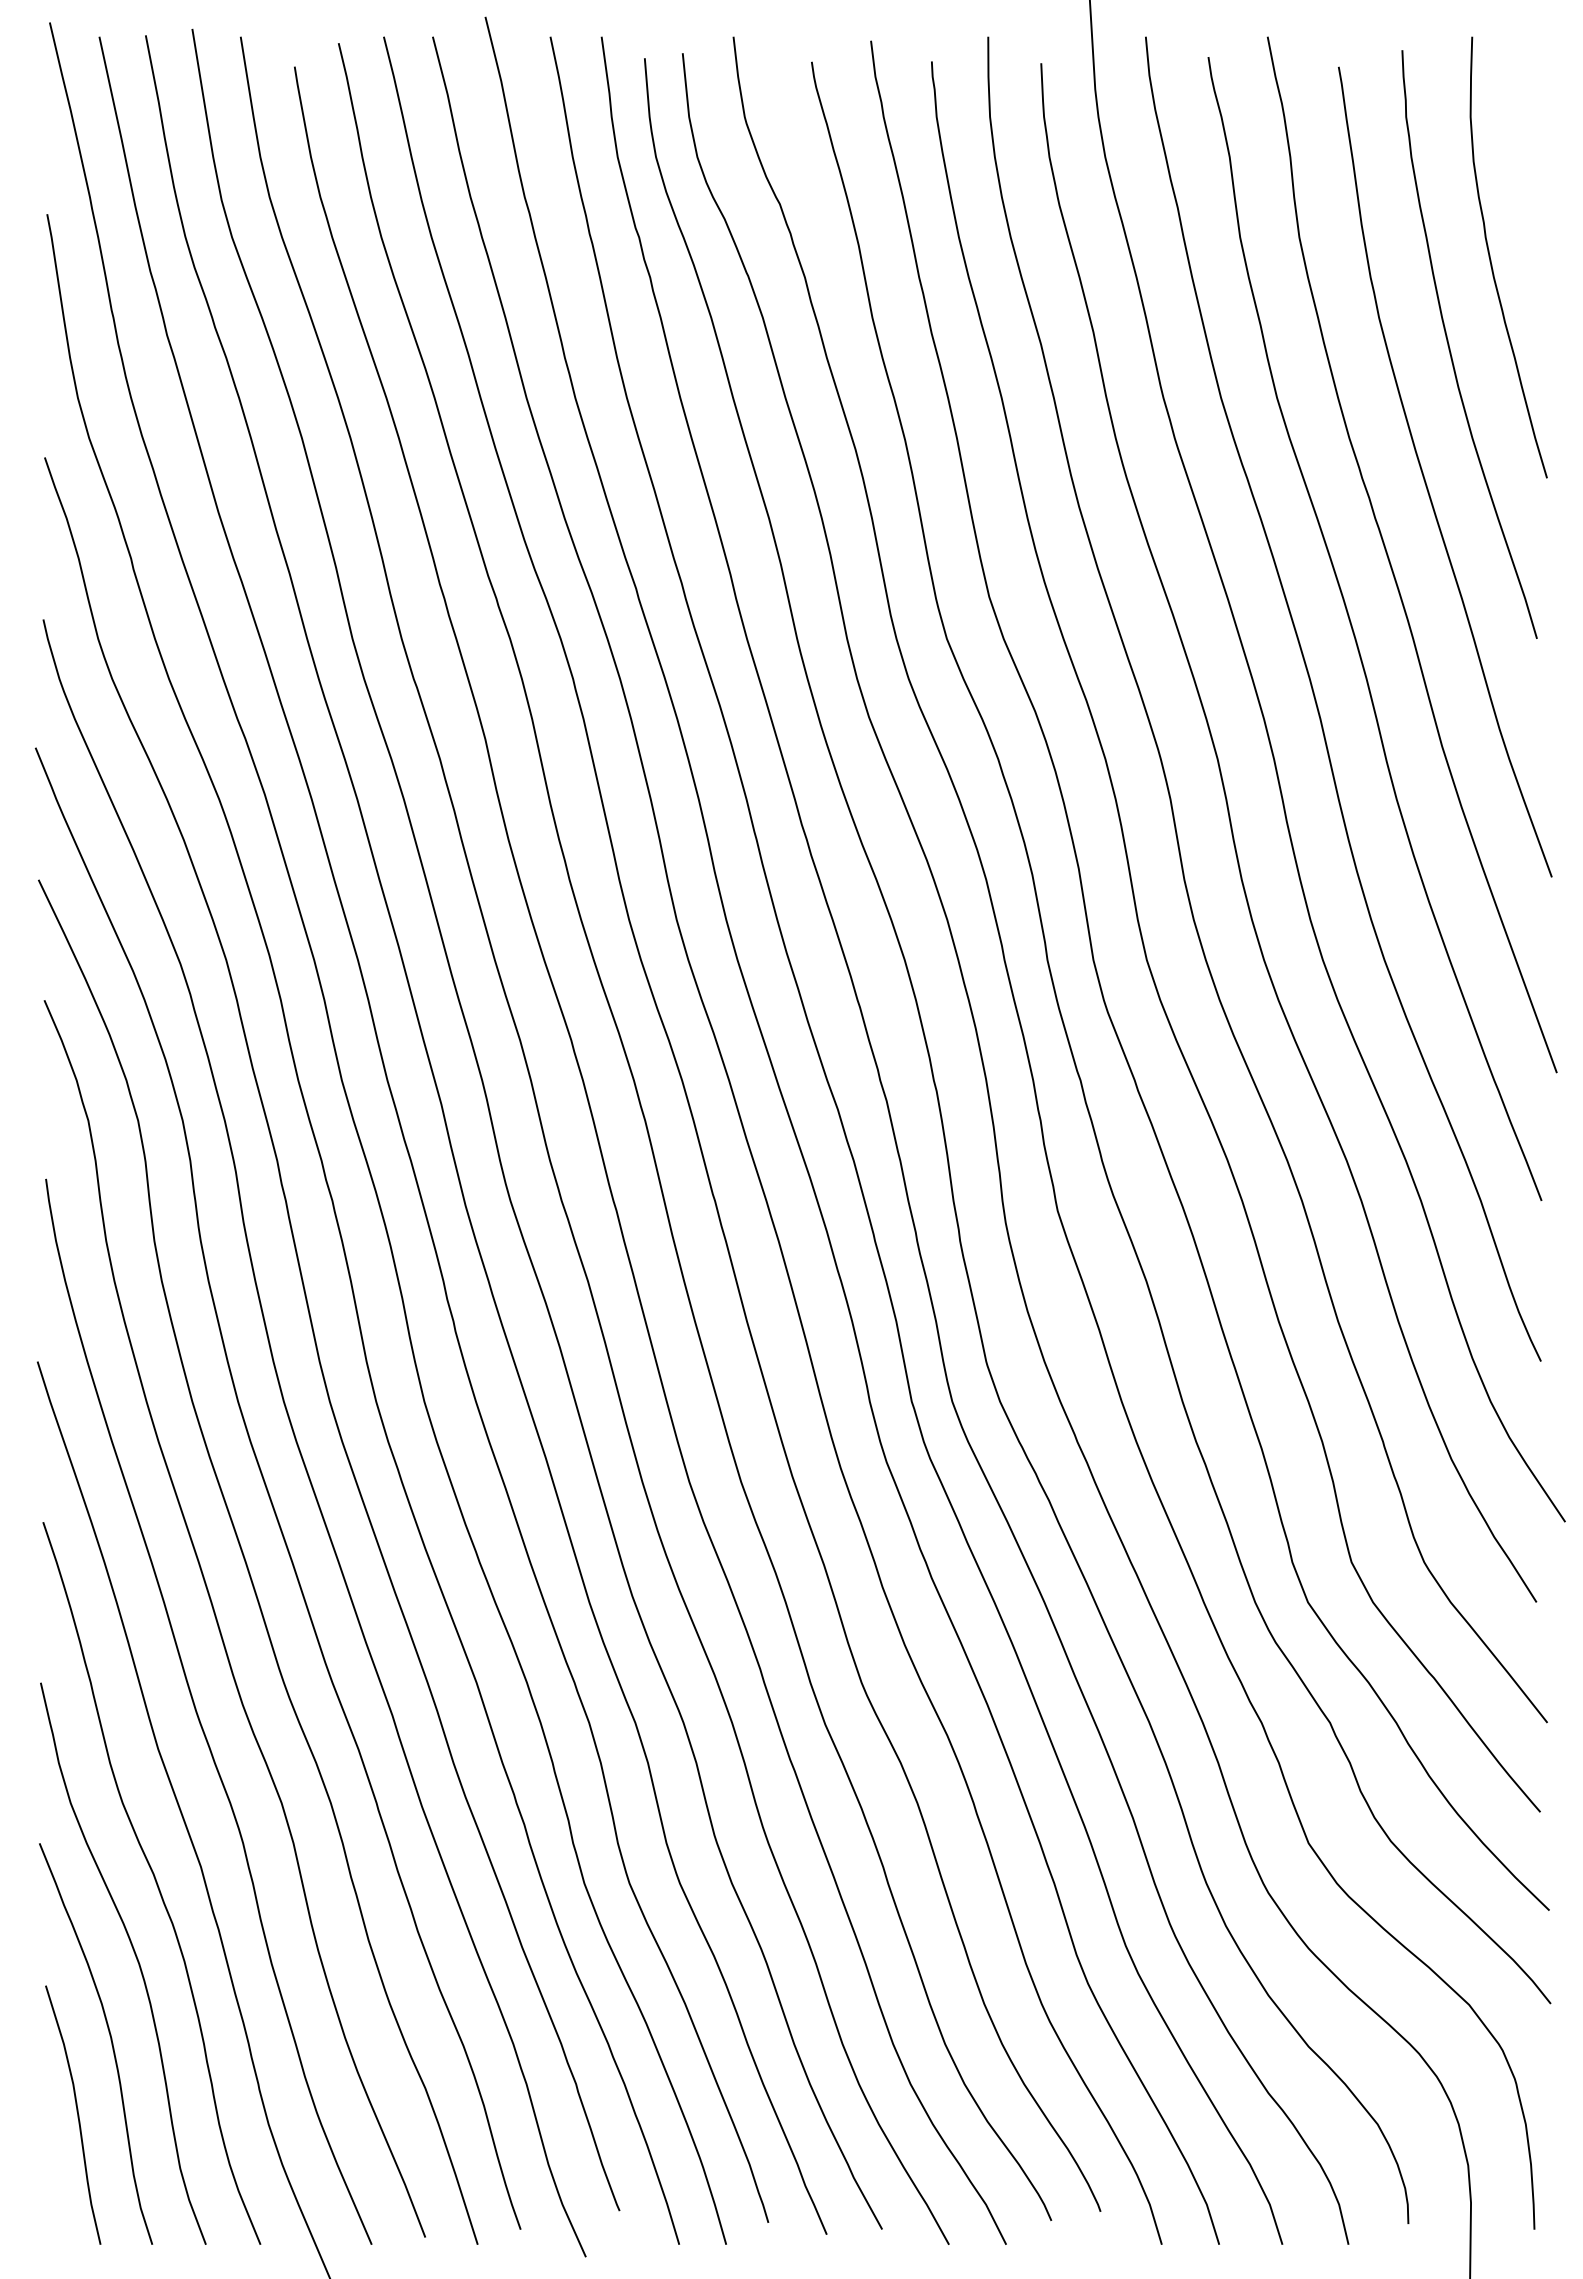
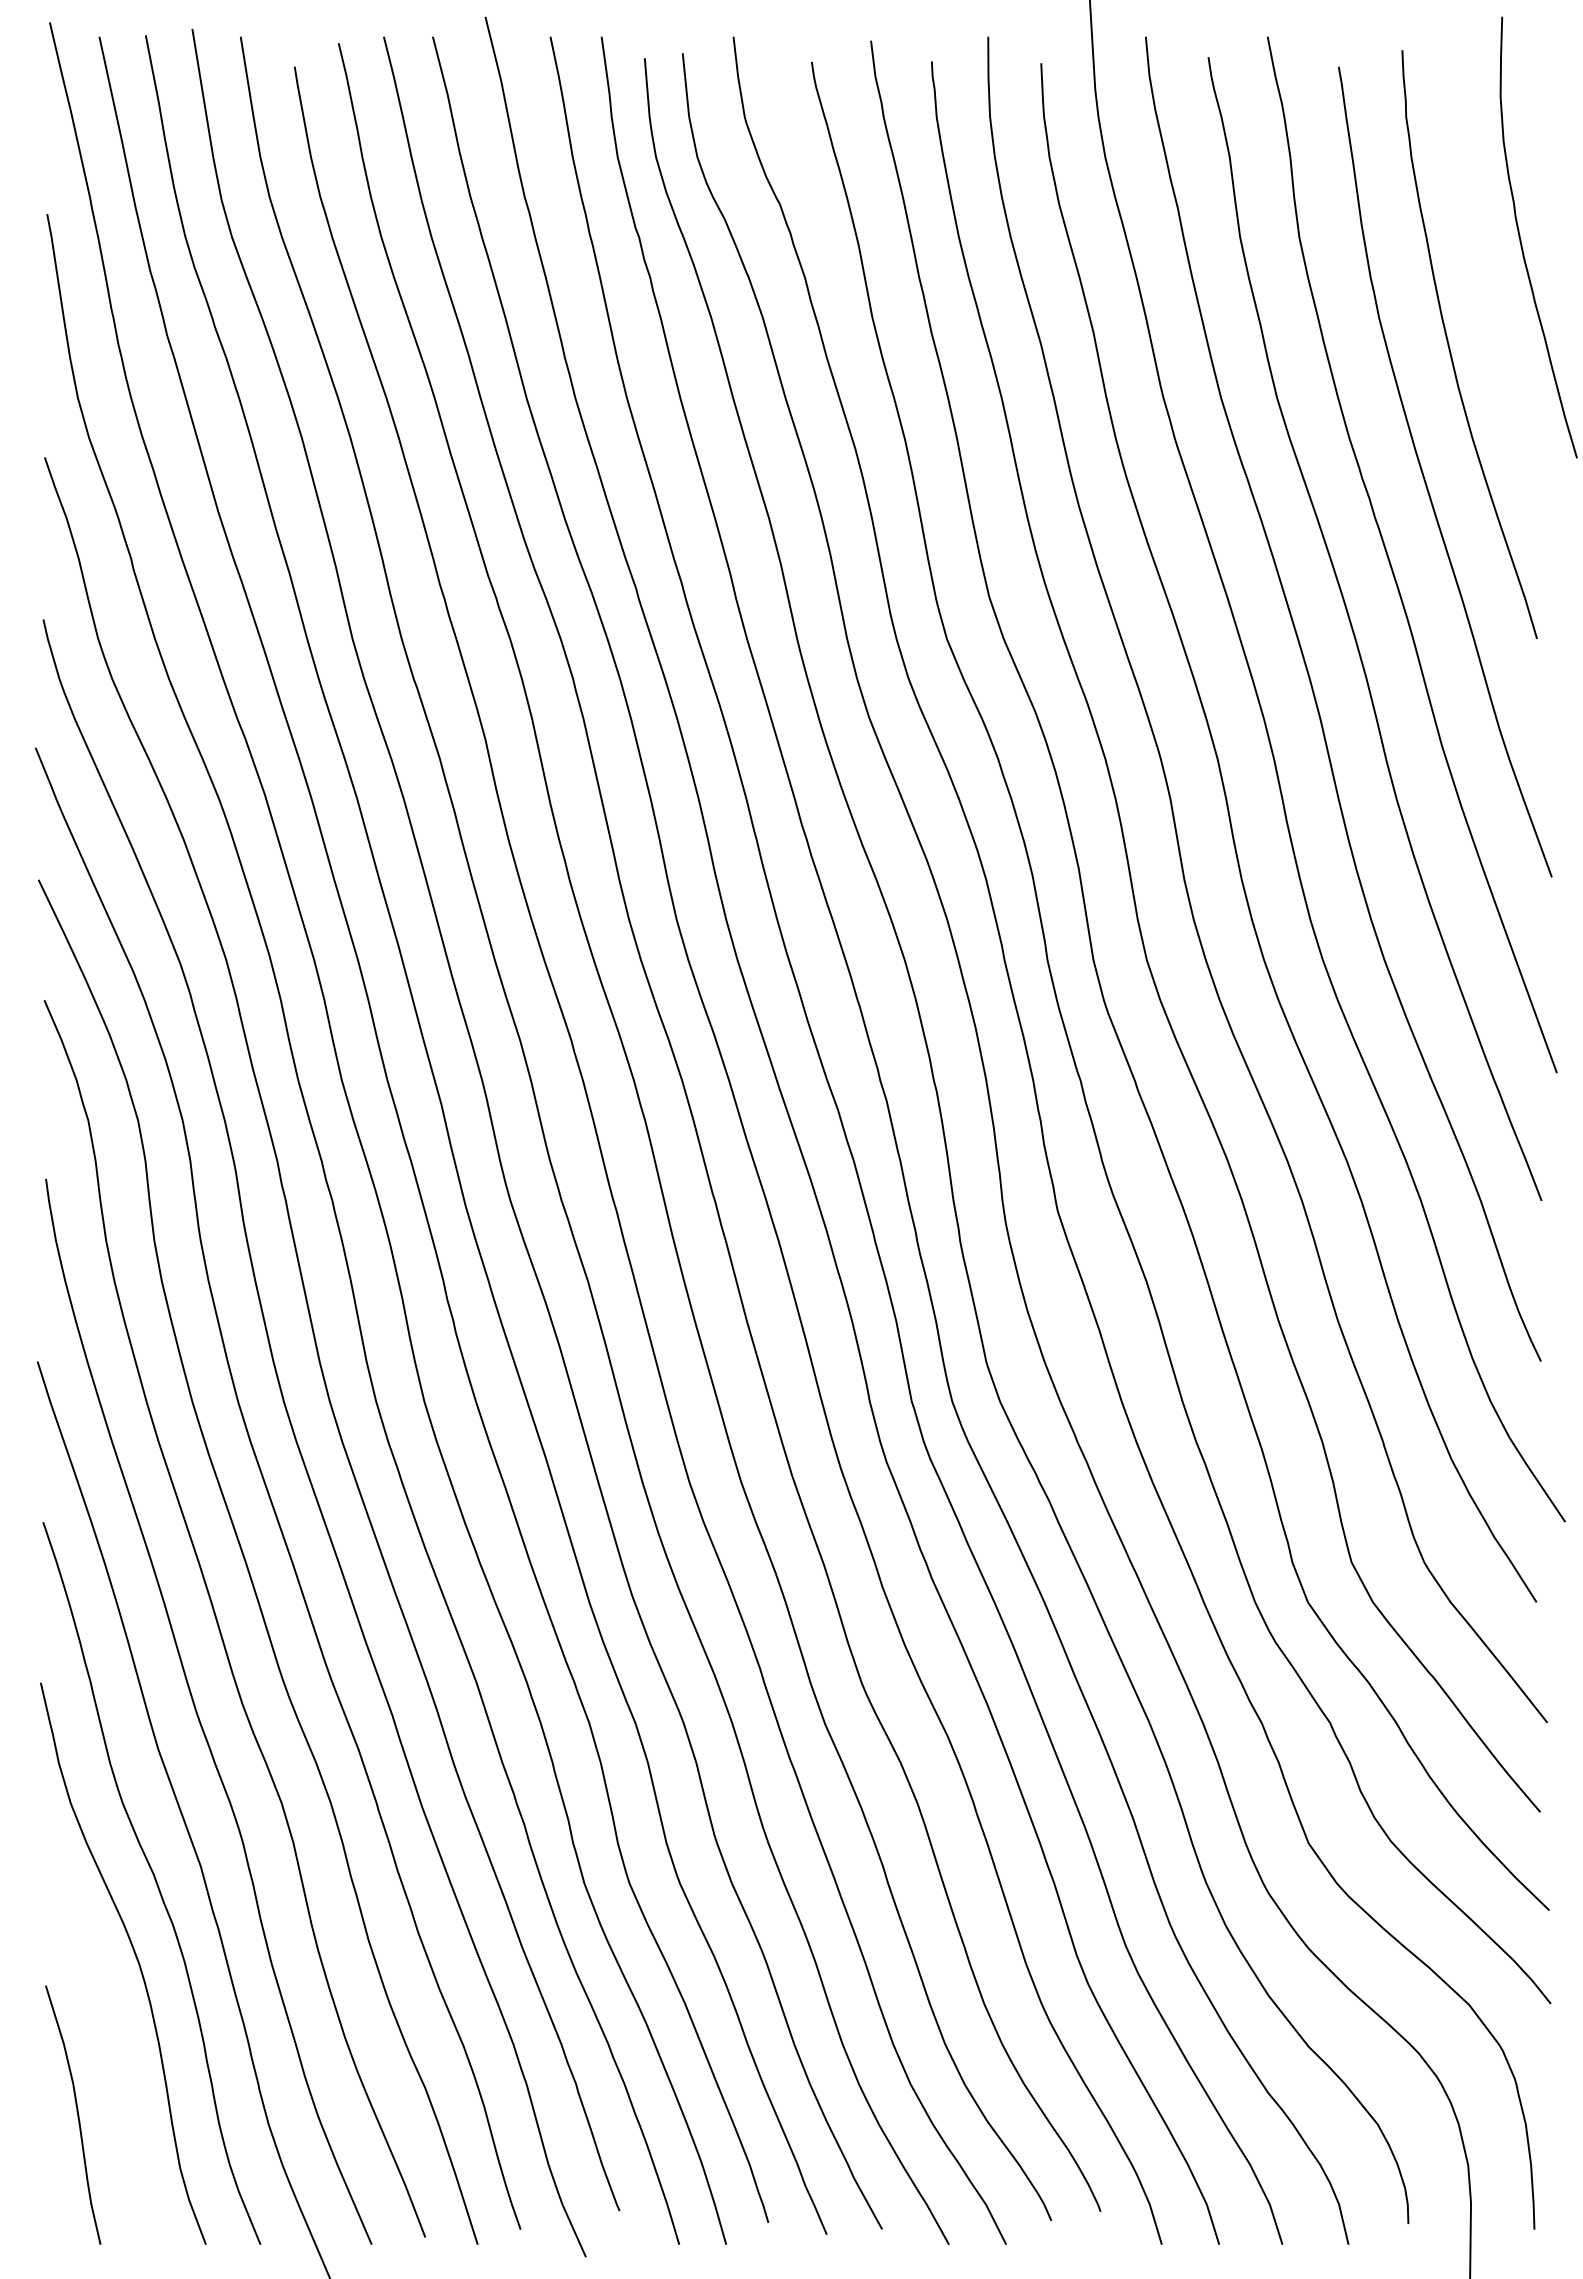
curve position: (1491, 259) -> (1521, 239) (1521, 239)
curve: present -> none (110, 2040)
